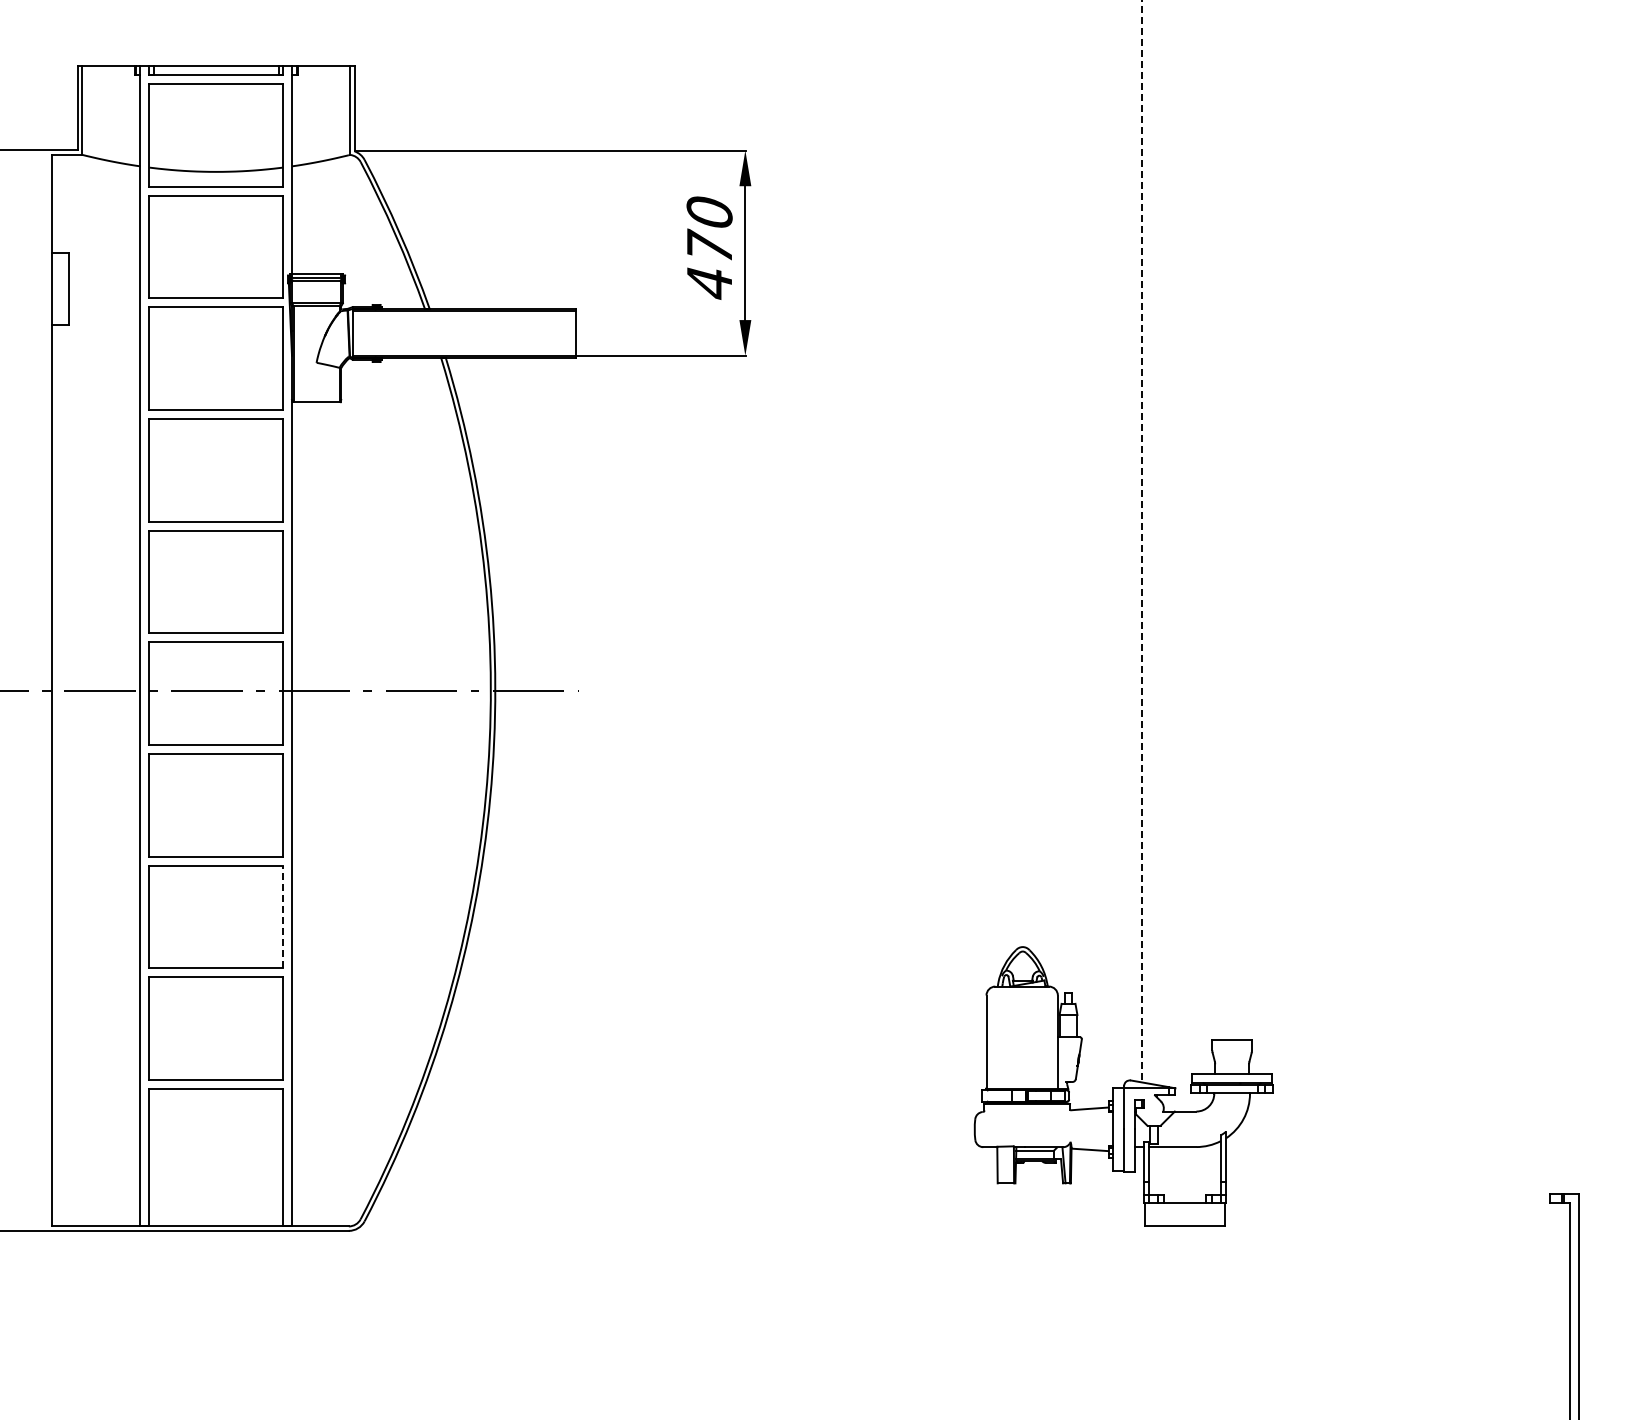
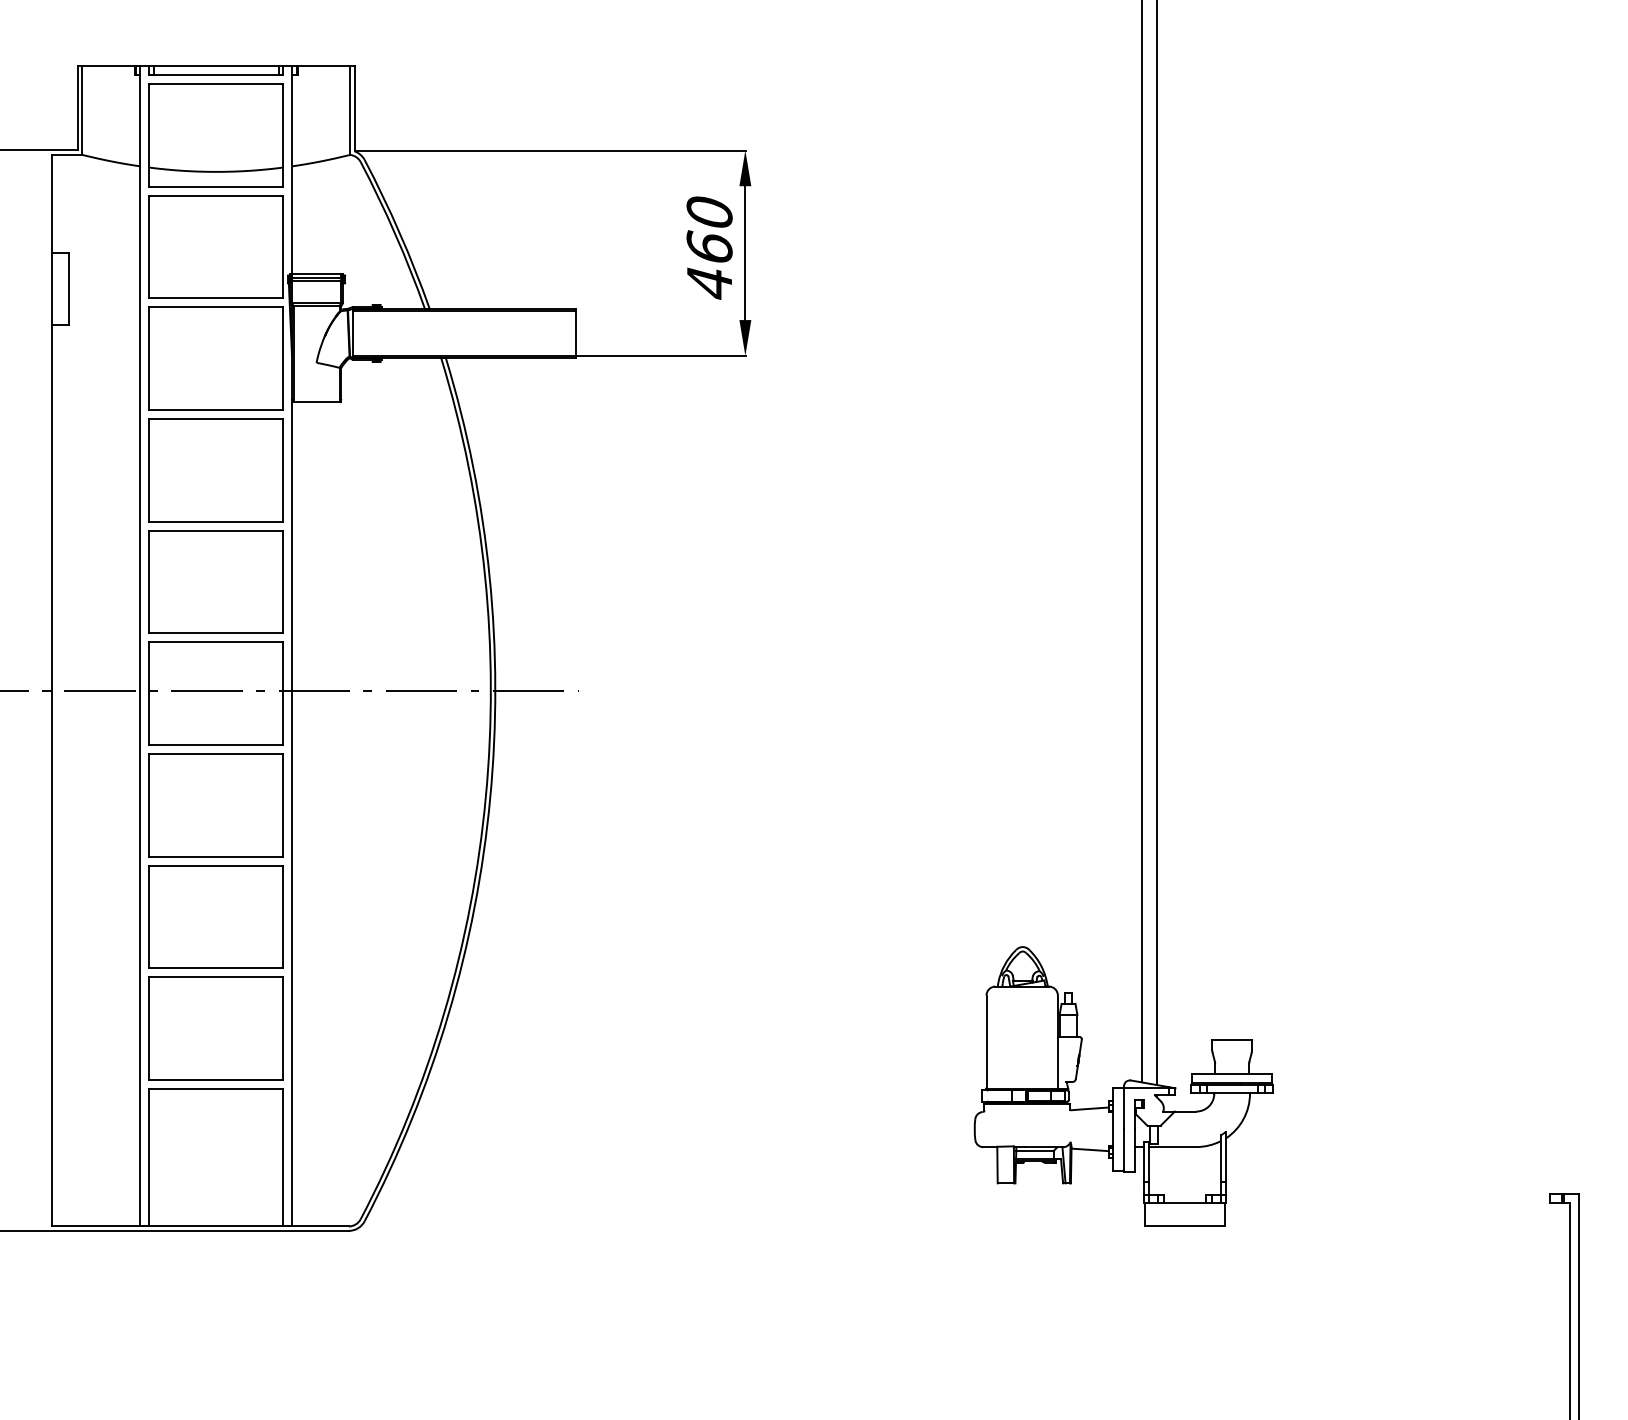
text: 470 -> 460 (709, 245)
line: dashed -> solid (1142, 541)
line: none -> present (1156, 543)
line: dashed -> solid (283, 916)
